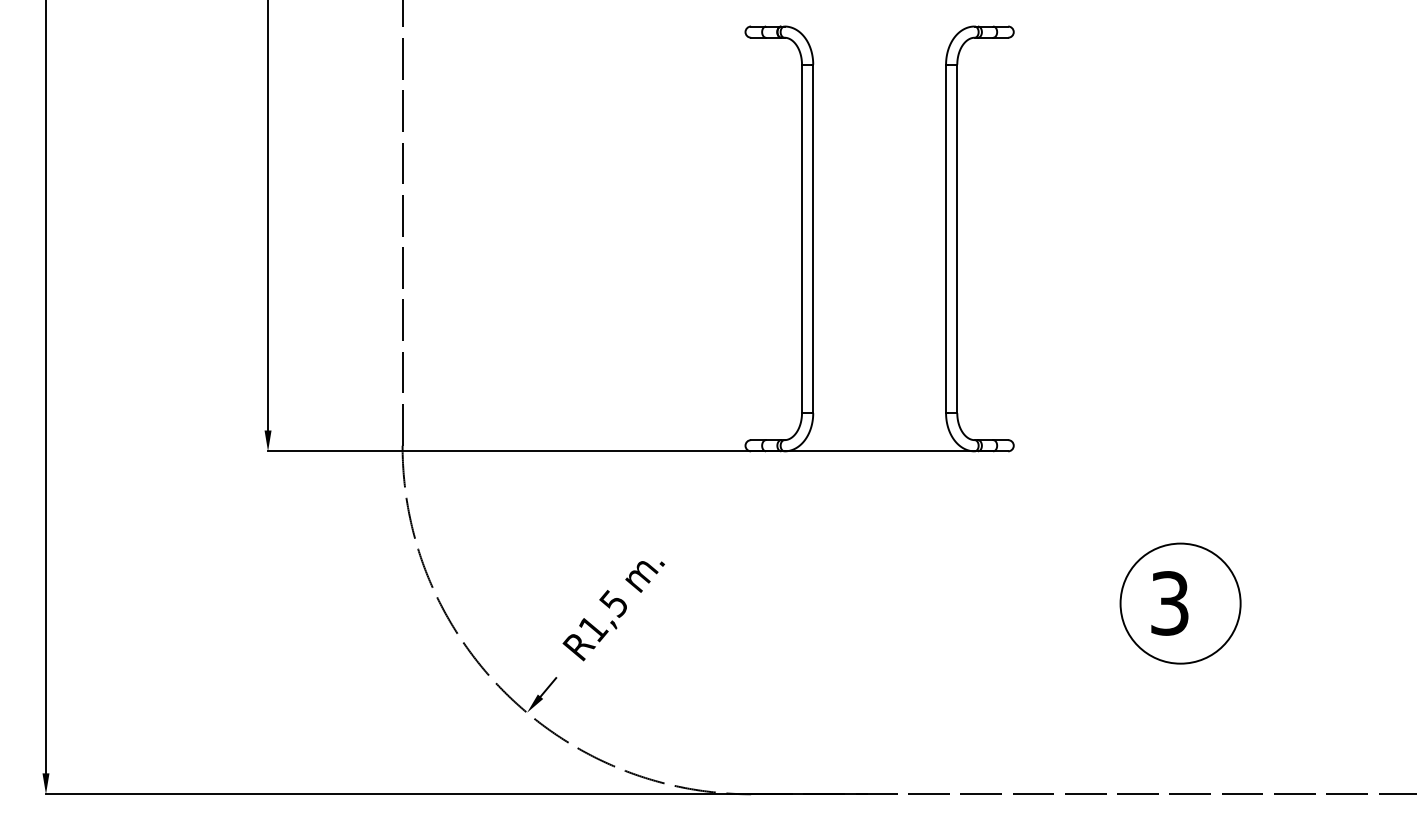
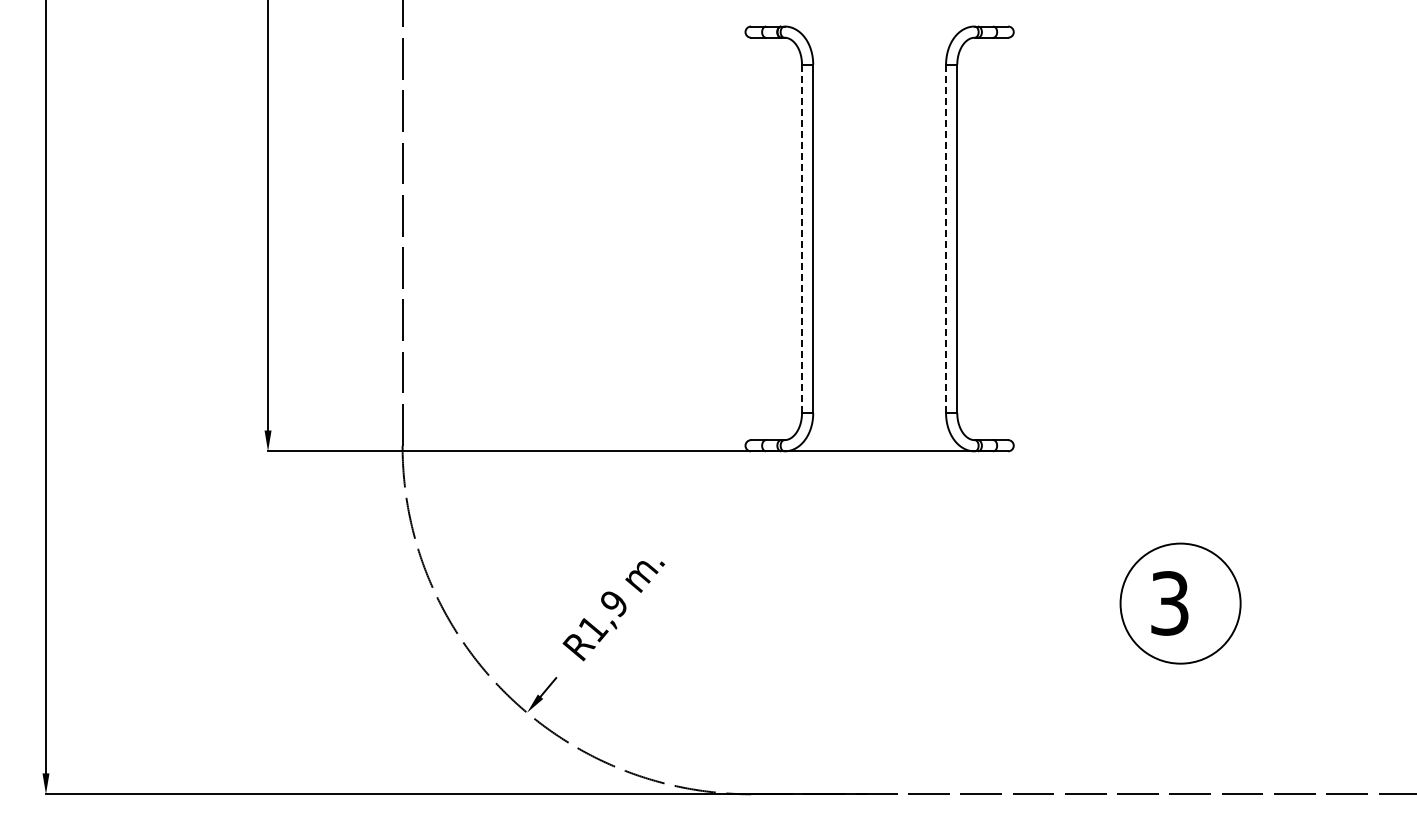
line: solid -> dashed (802, 239)
line: solid -> dashed (946, 239)
text: R1,5 -> R1,9 (612, 603)
